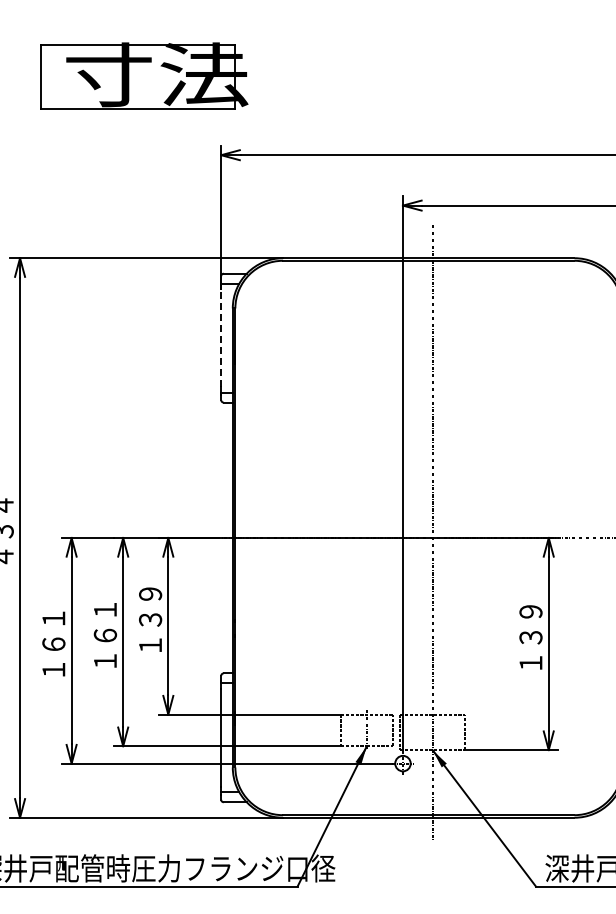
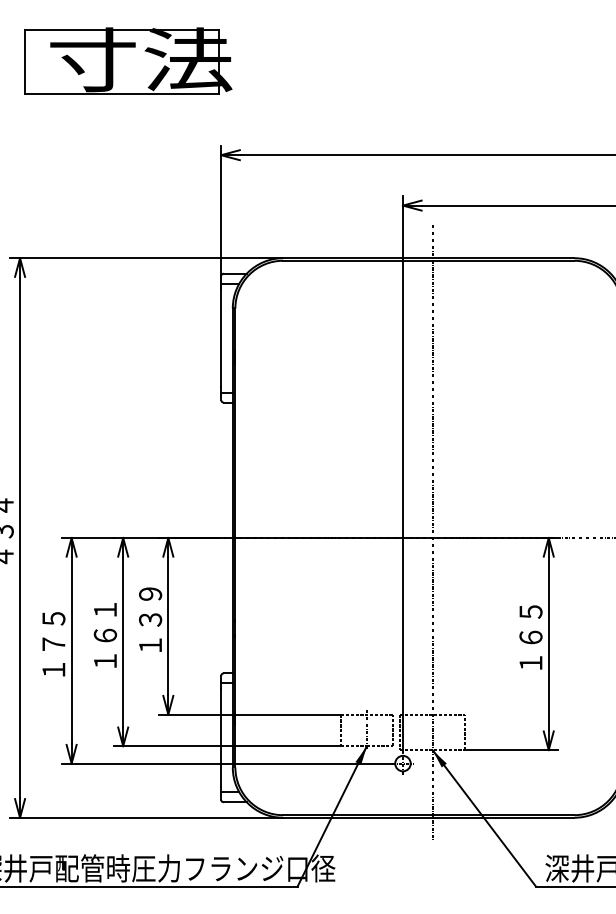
part position: (144, 75) -> (128, 60) (128, 60)
line: dashed -> solid (221, 338)
text: １３９ -> １６５ (530, 624)
text: １６１ -> １７５ (53, 630)
